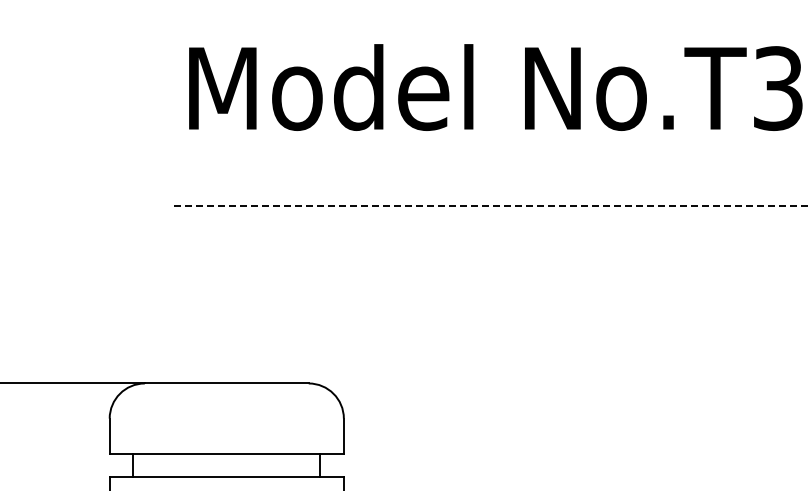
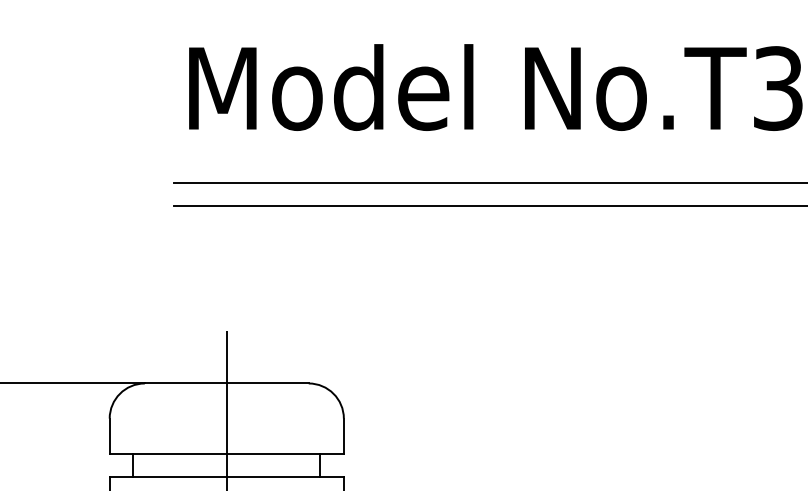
line: none -> present (488, 183)
line: dashed -> solid (490, 206)
line: none -> present (226, 408)
